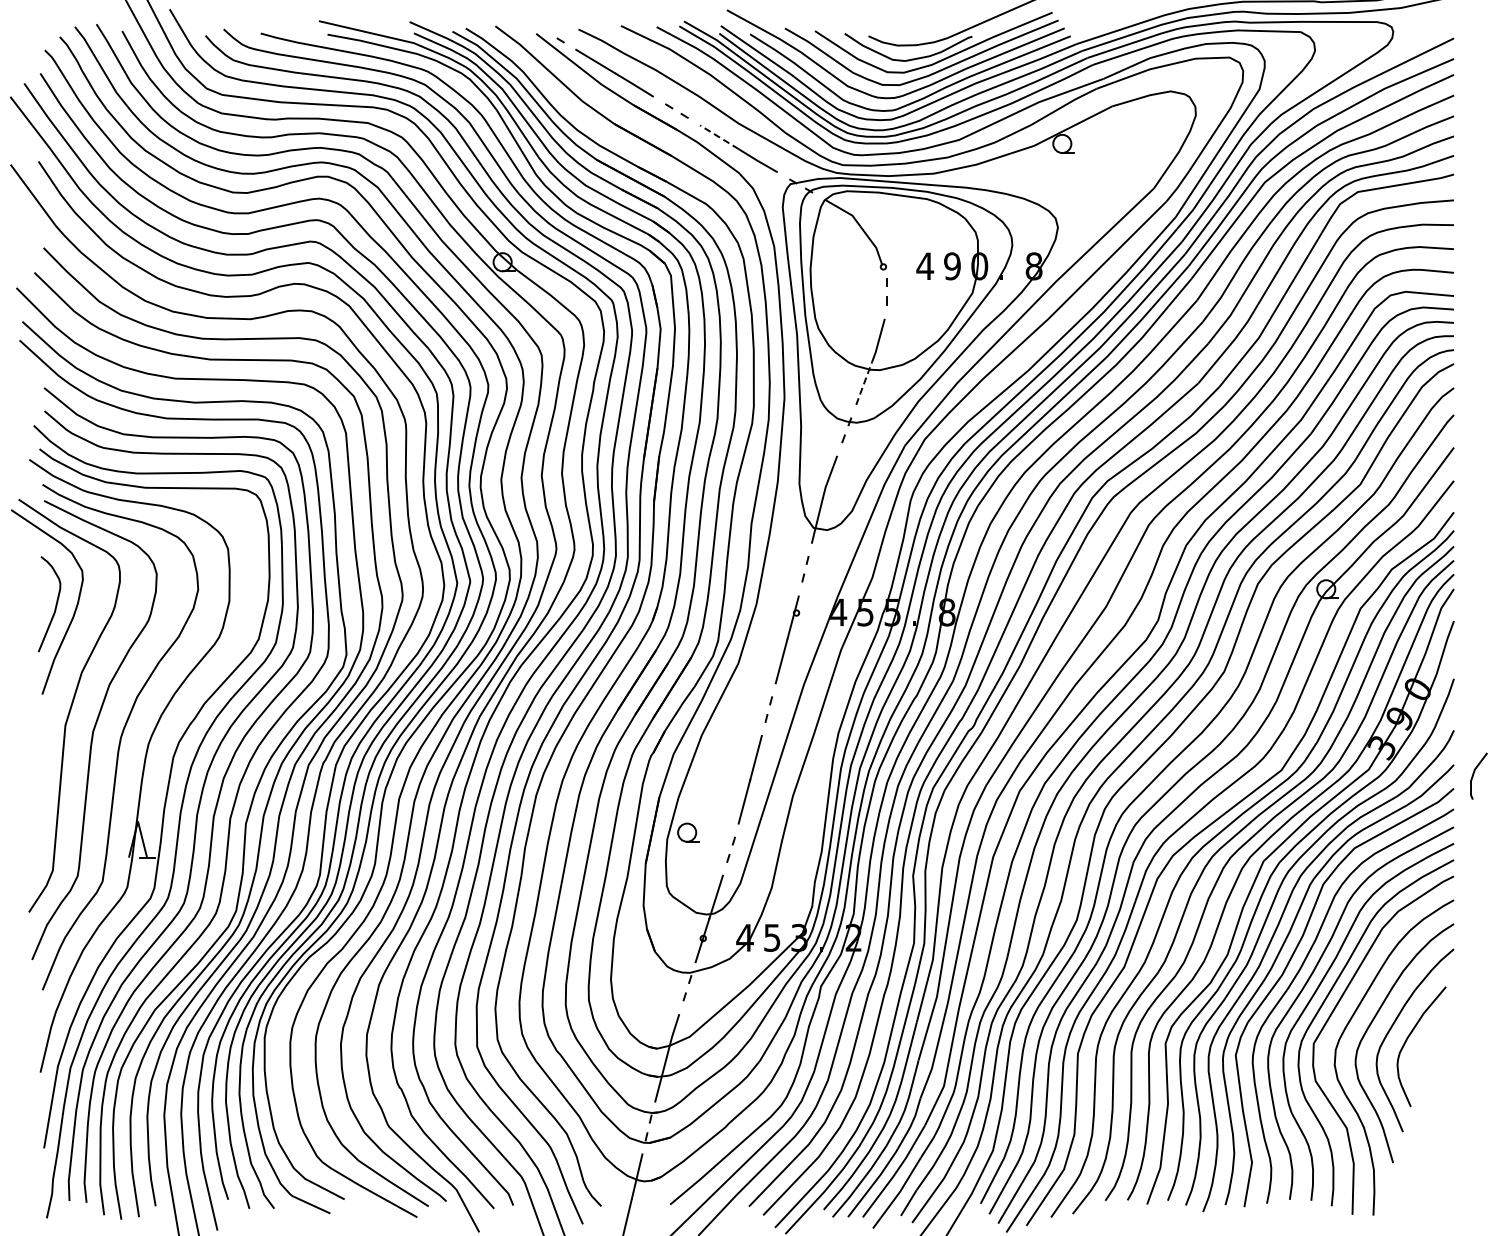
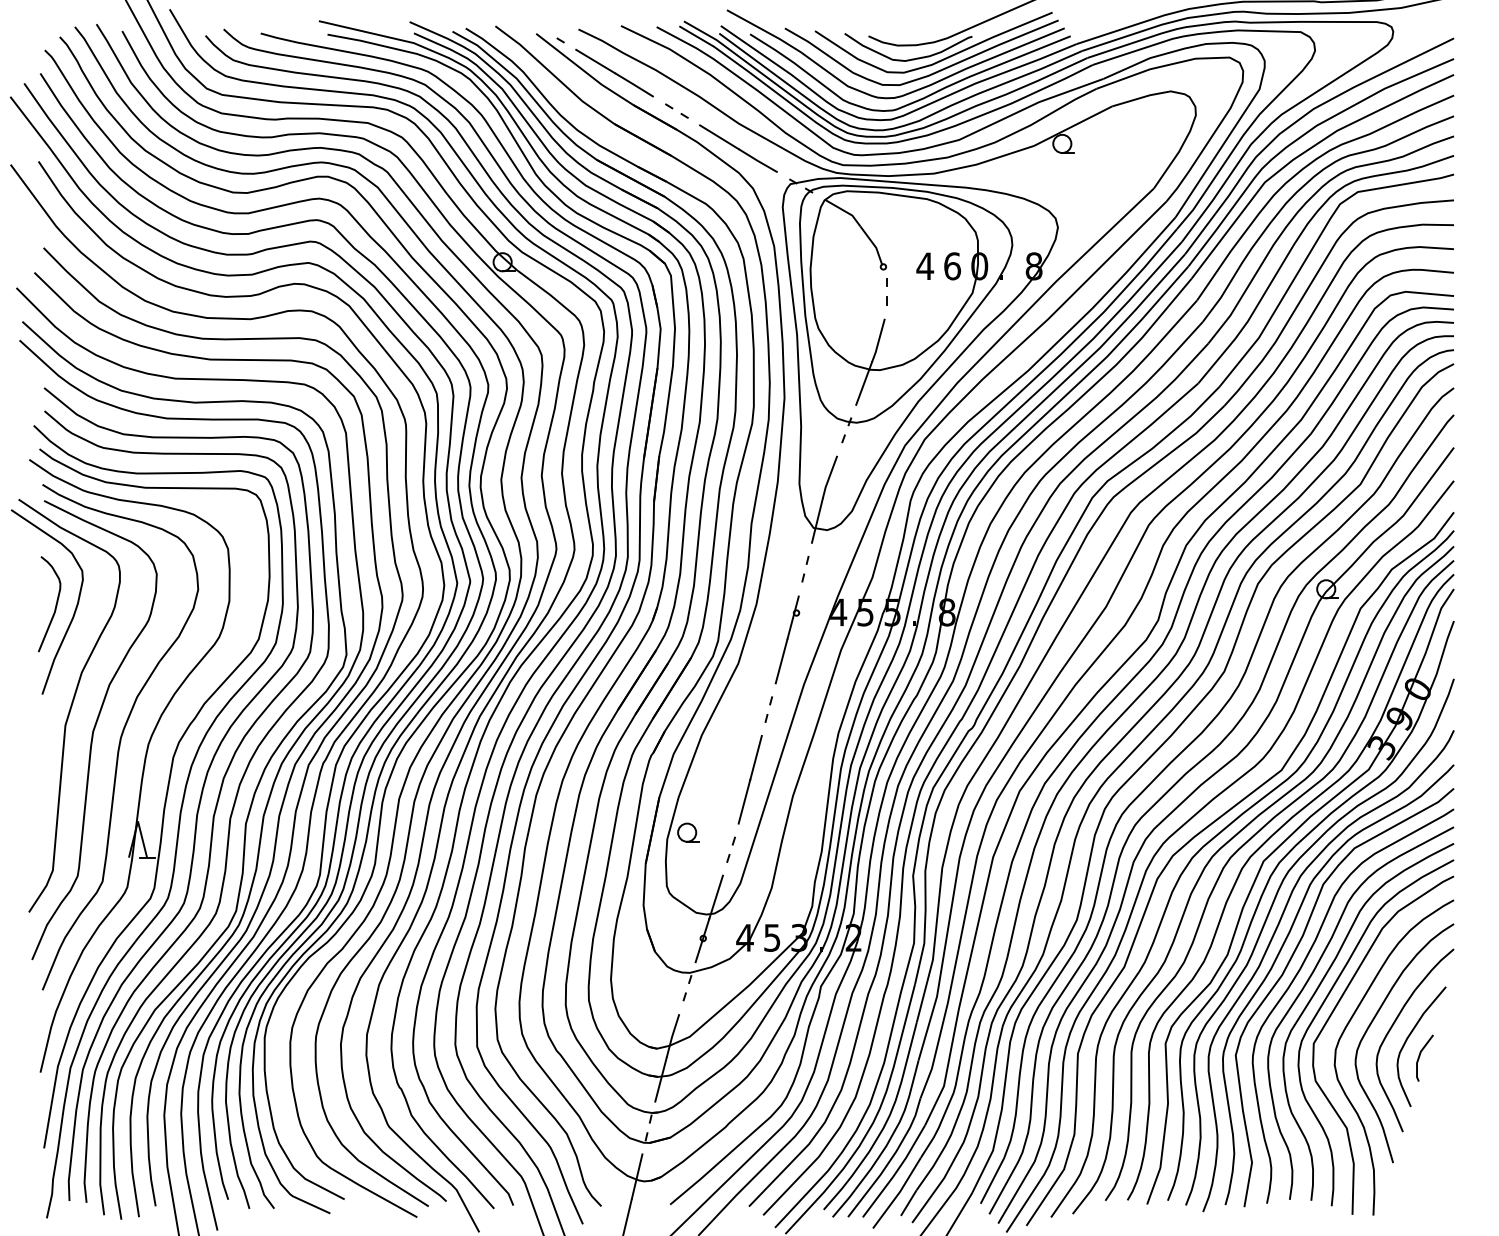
line: dashed -> solid (719, 137)
text: 9 -> 6 (952, 266)
line: dashed -> solid (864, 383)
line position: (1474, 774) -> (1420, 1056) (1420, 1056)
